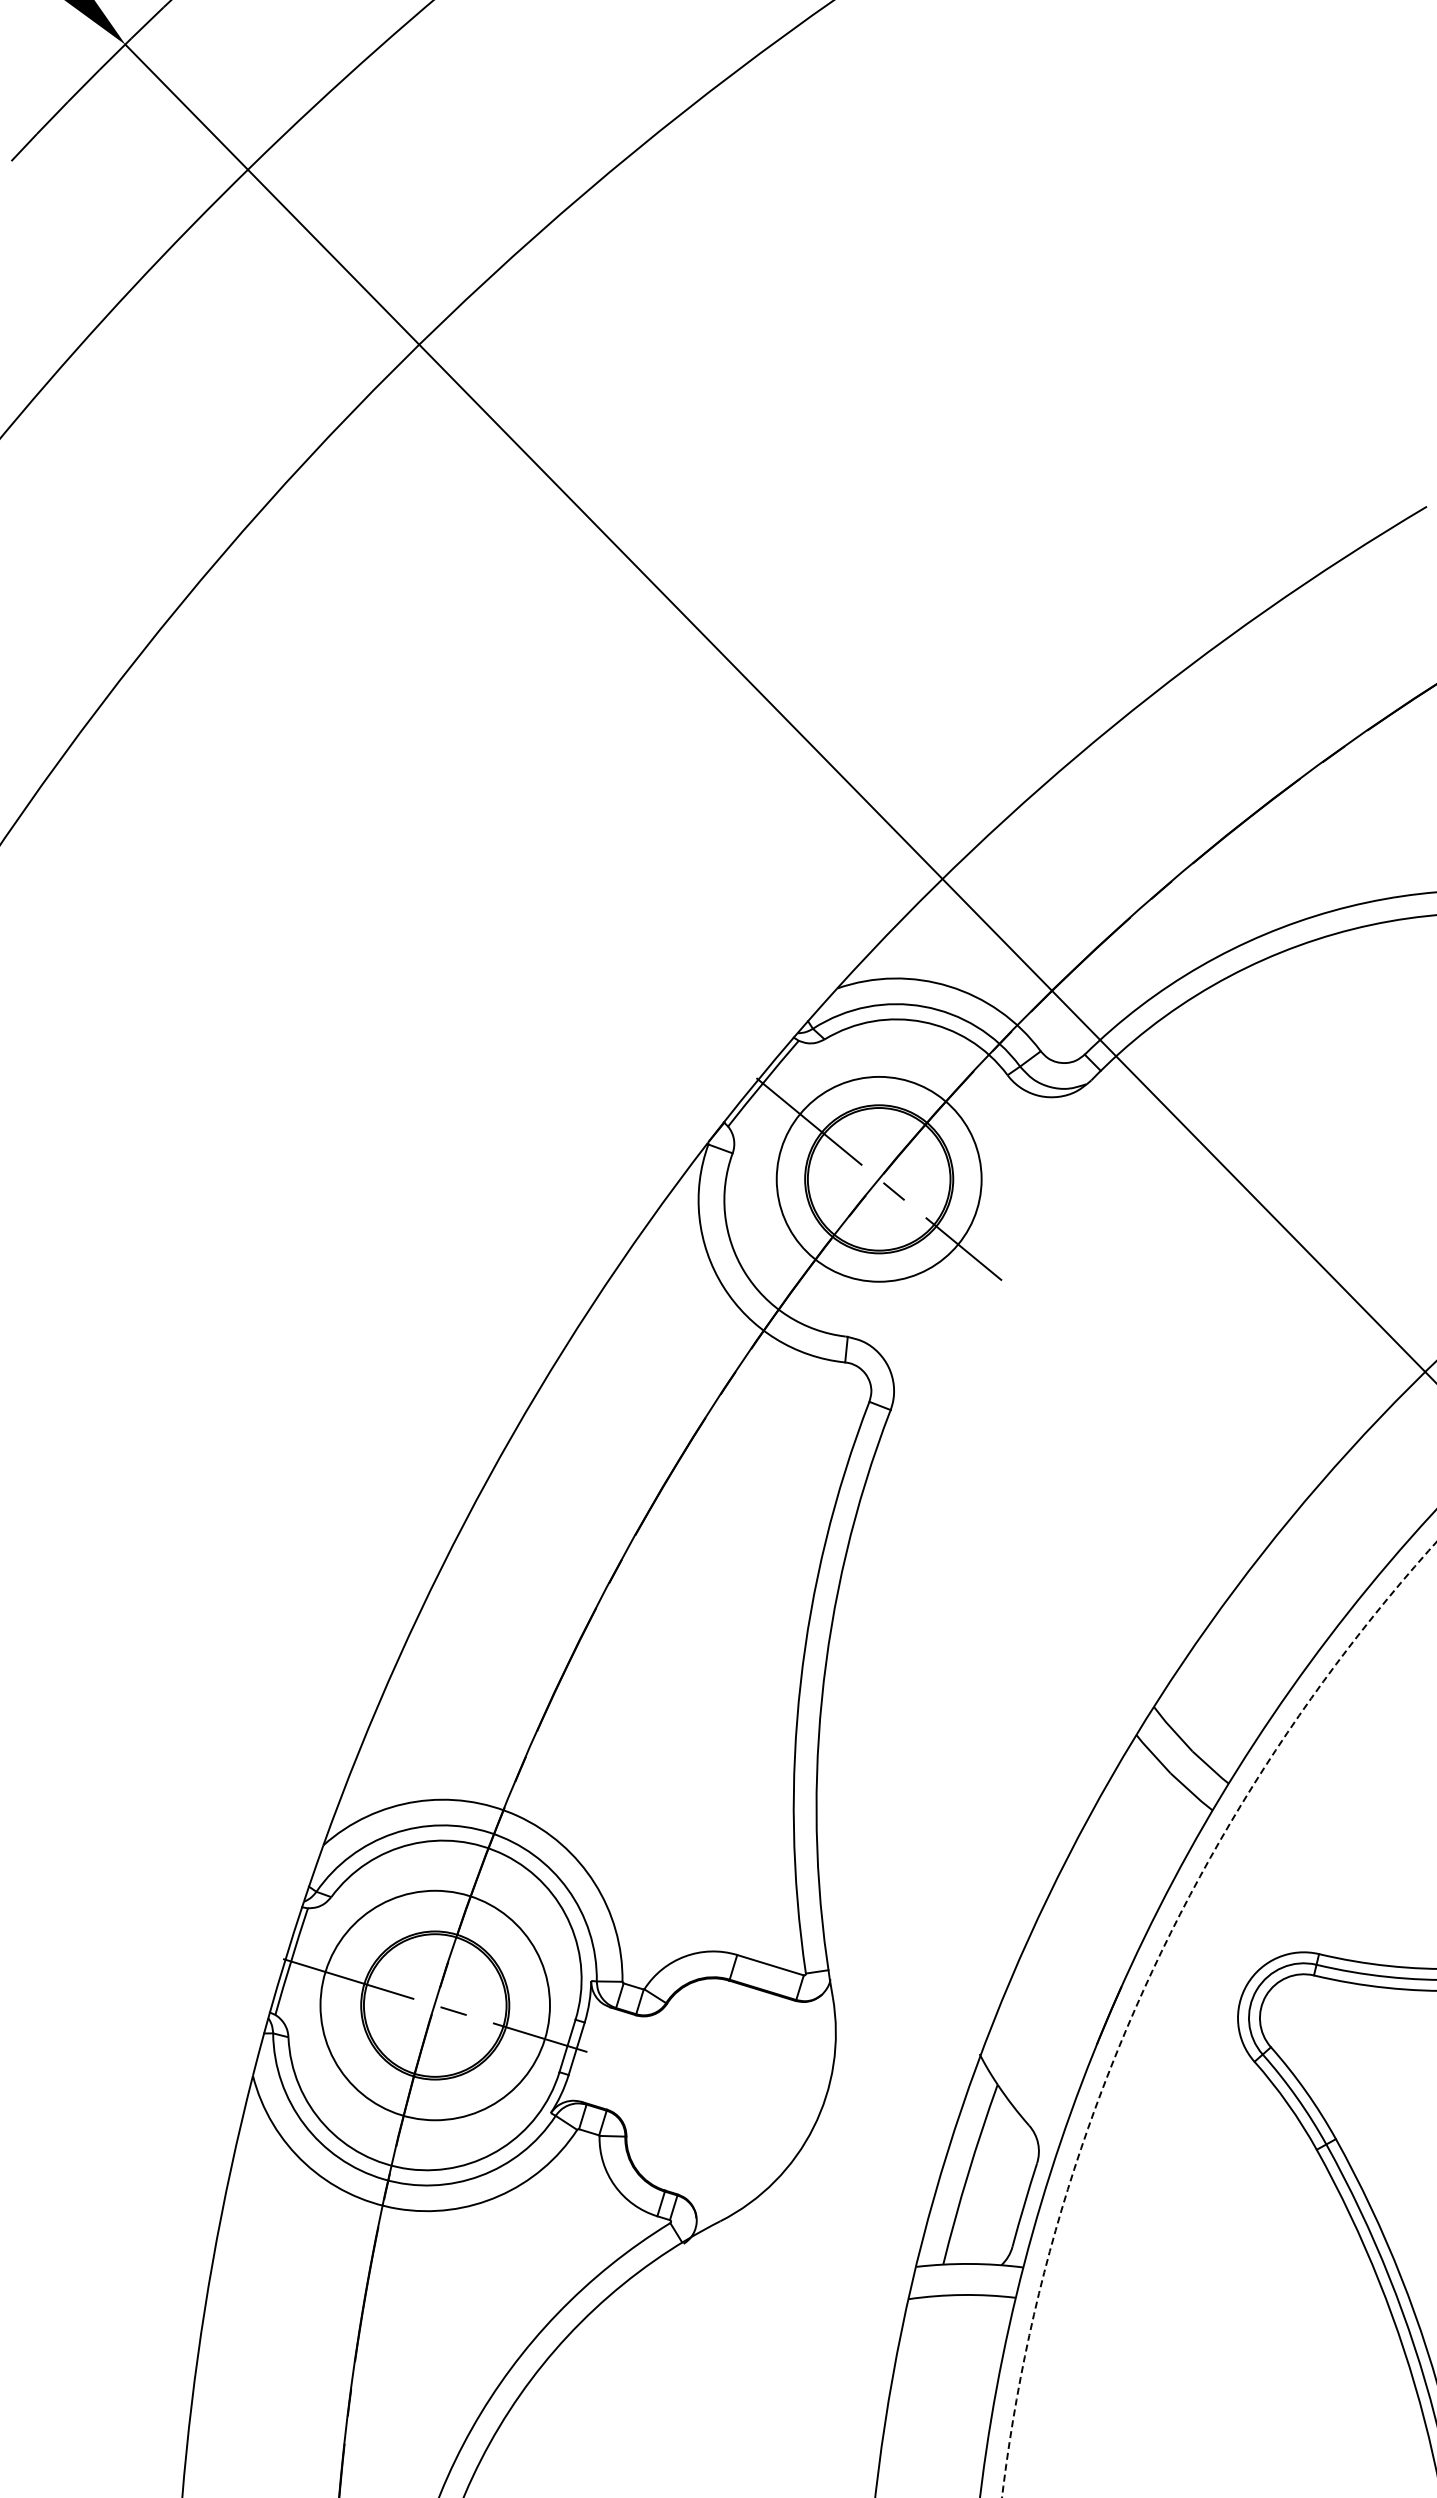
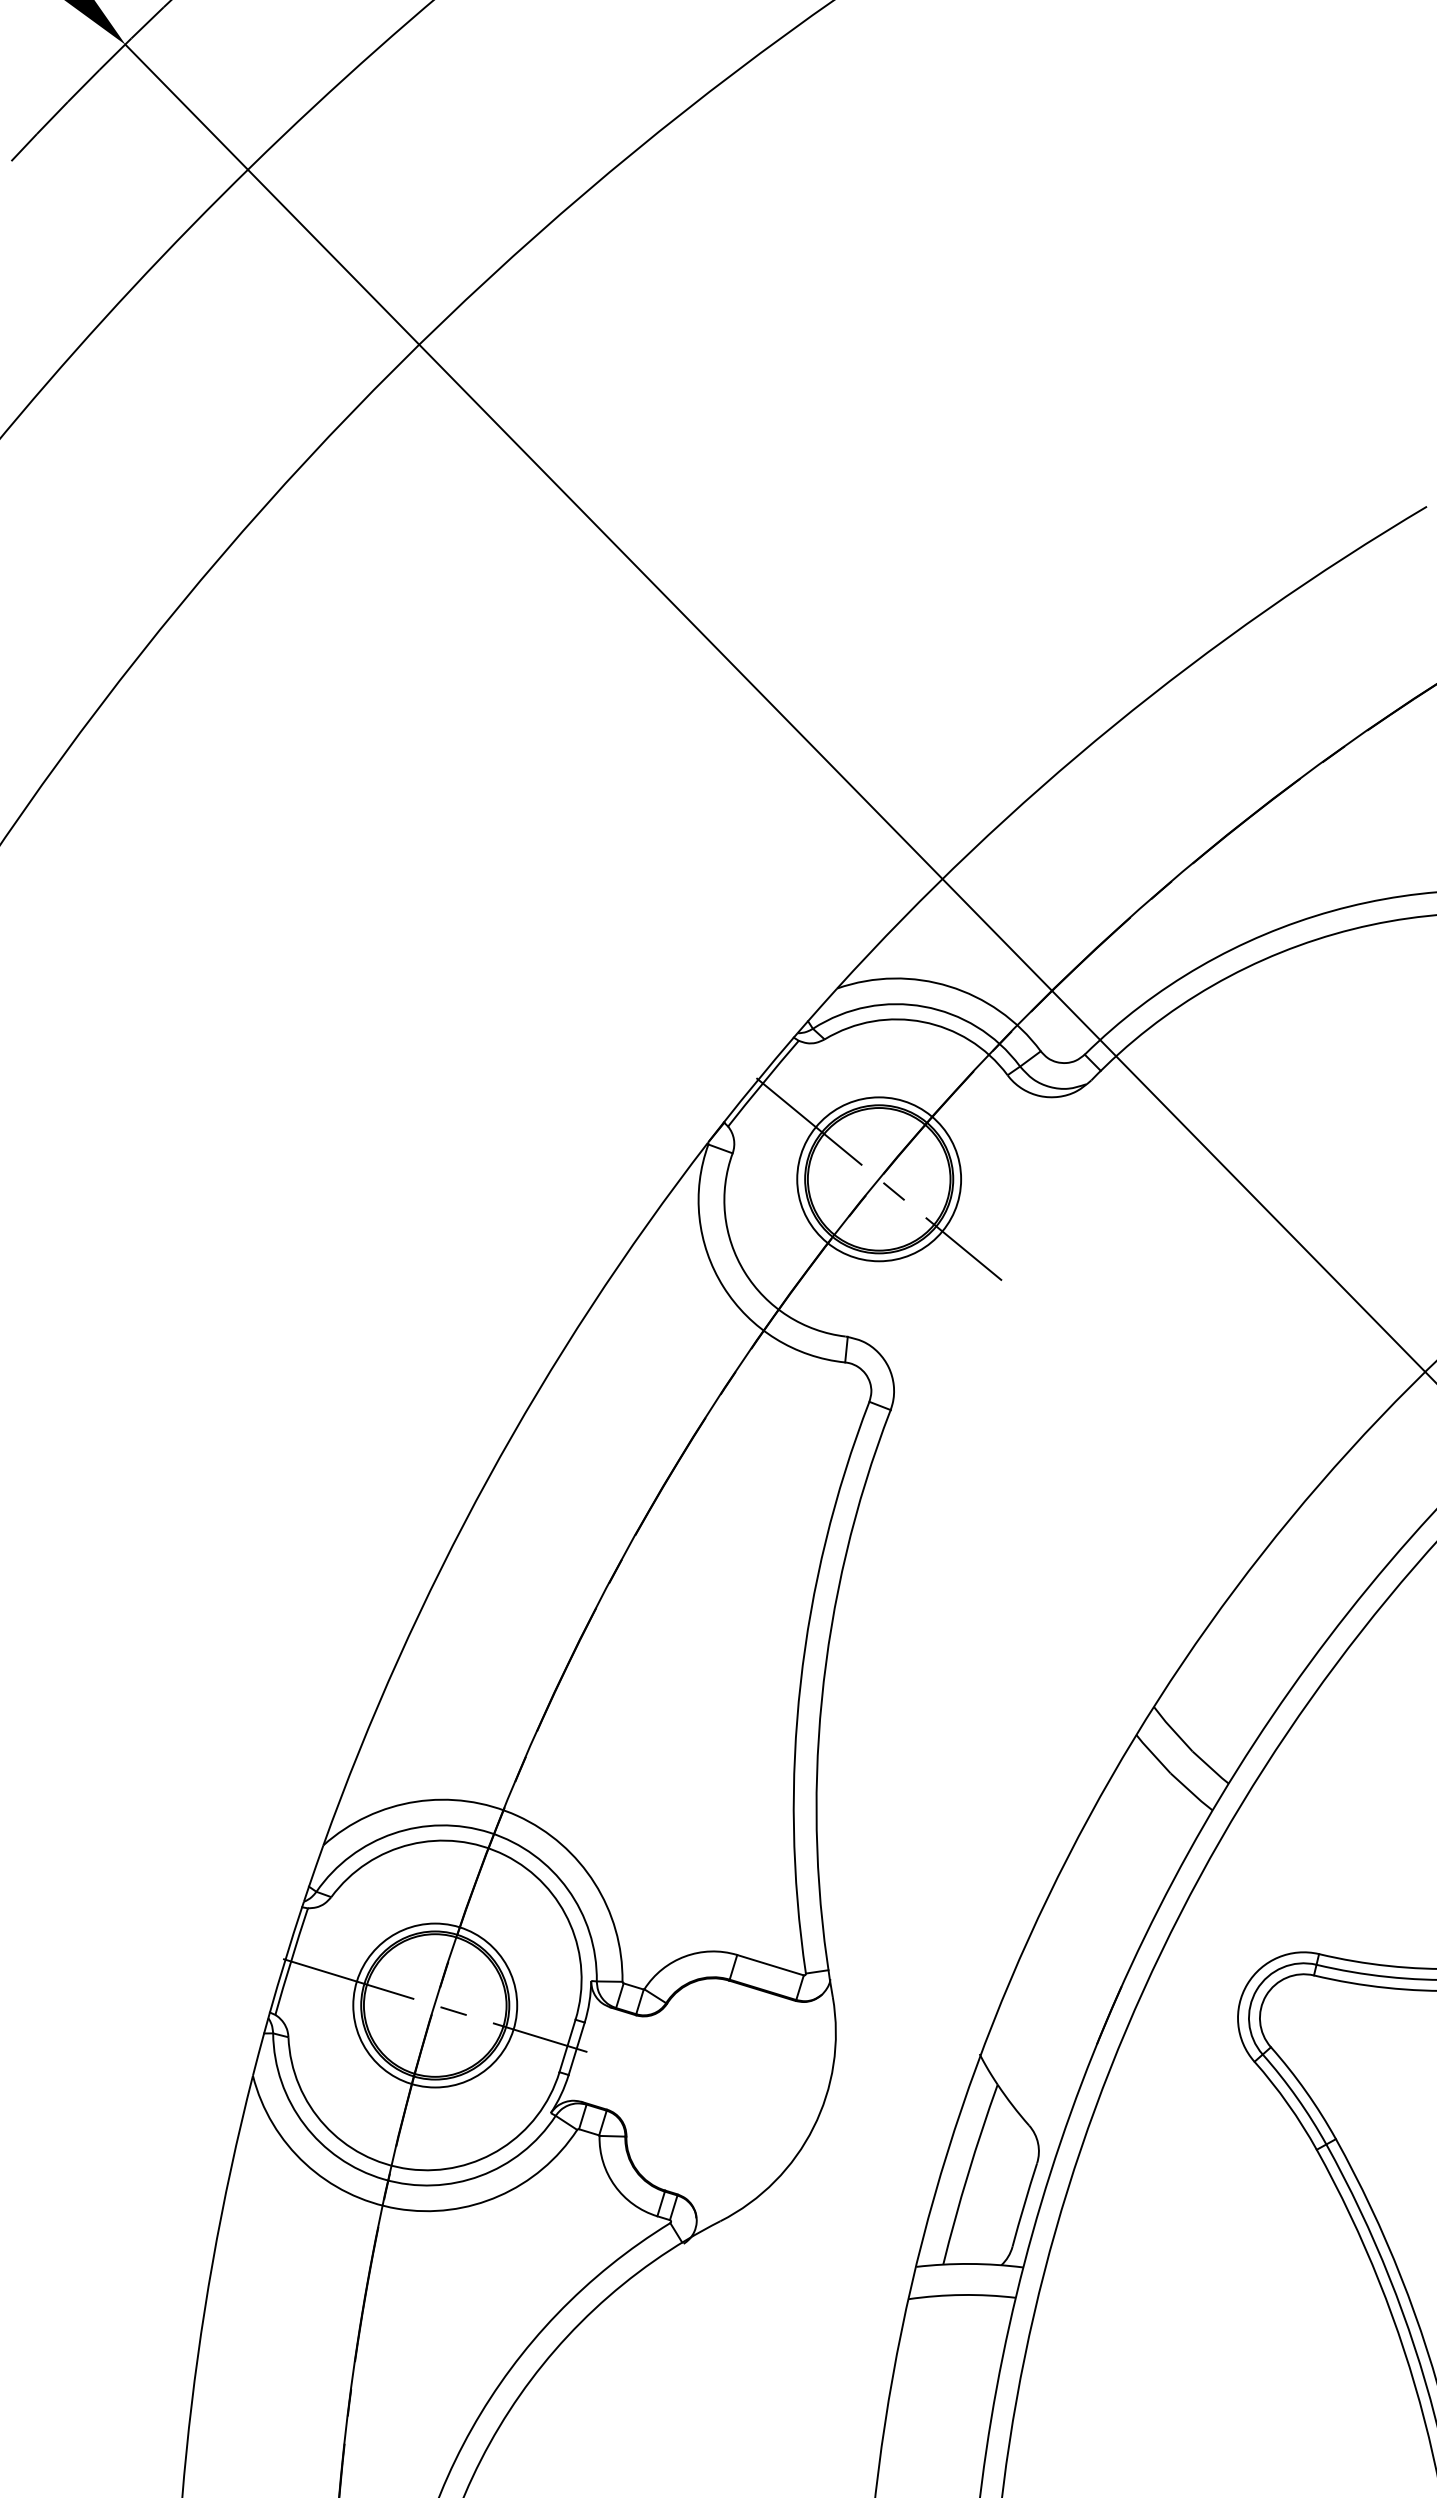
circle diameter: 205 px -> 164 px (879, 1179)
circle diameter: 229 px -> 164 px (435, 2005)
circle: dashed -> solid (1219, 2019)
